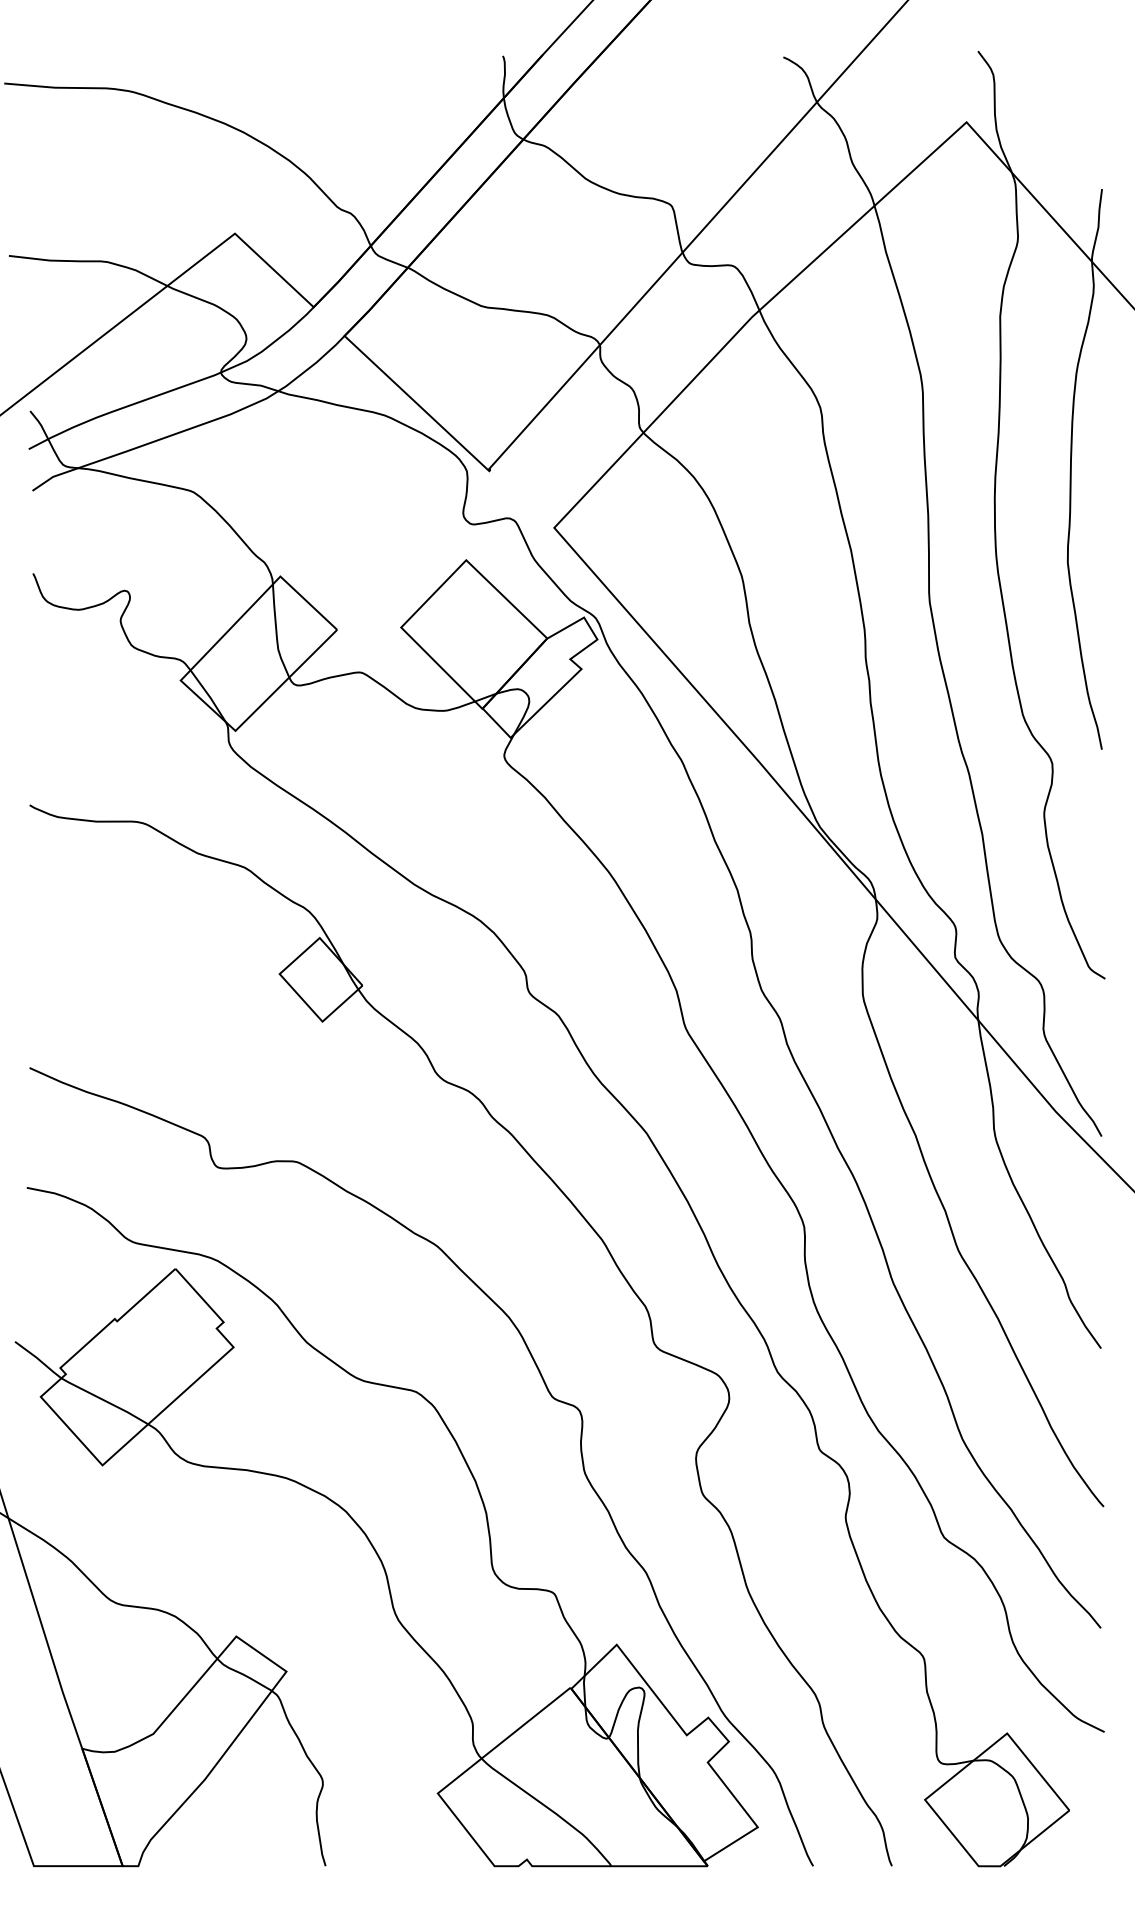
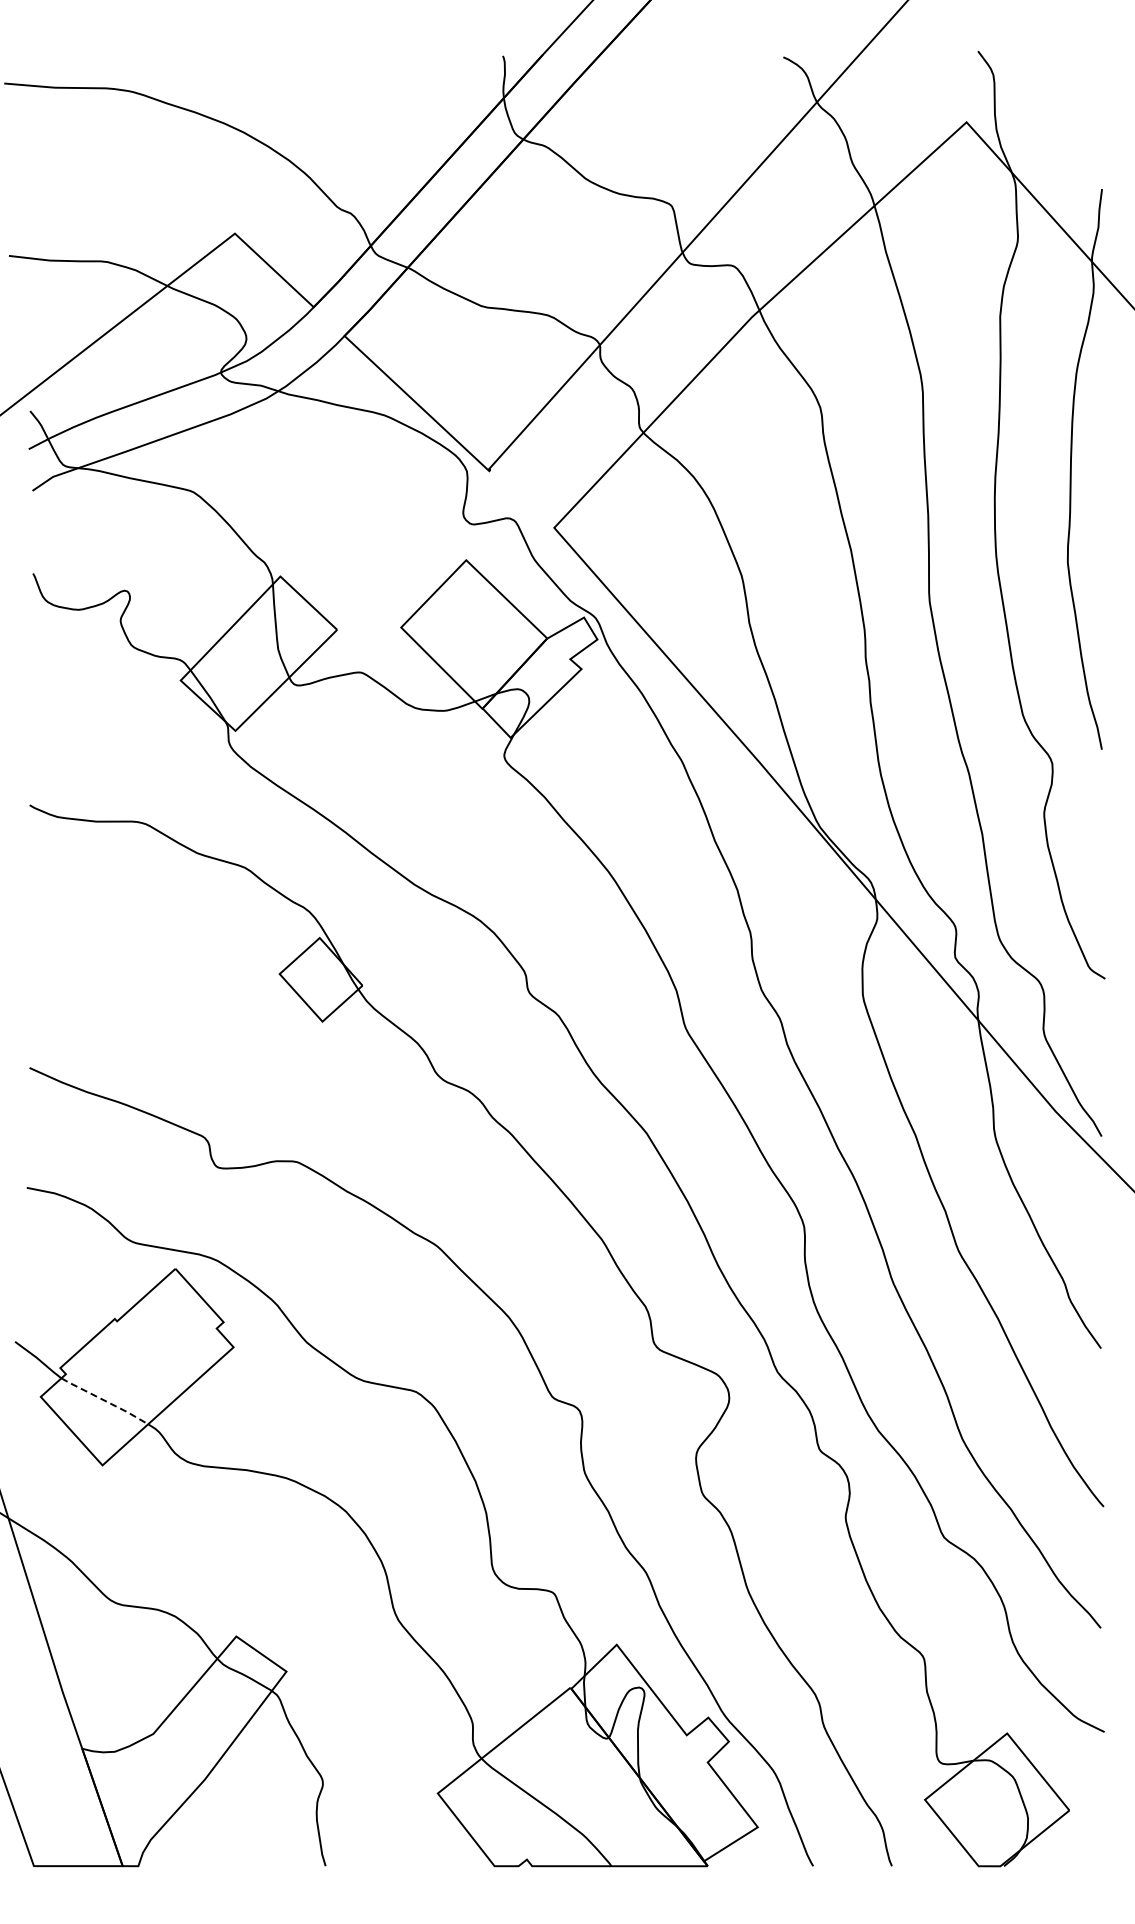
line: solid -> dashed (105, 1400)
